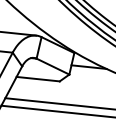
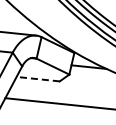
line: solid -> dashed (38, 79)
line: present -> none (57, 111)
